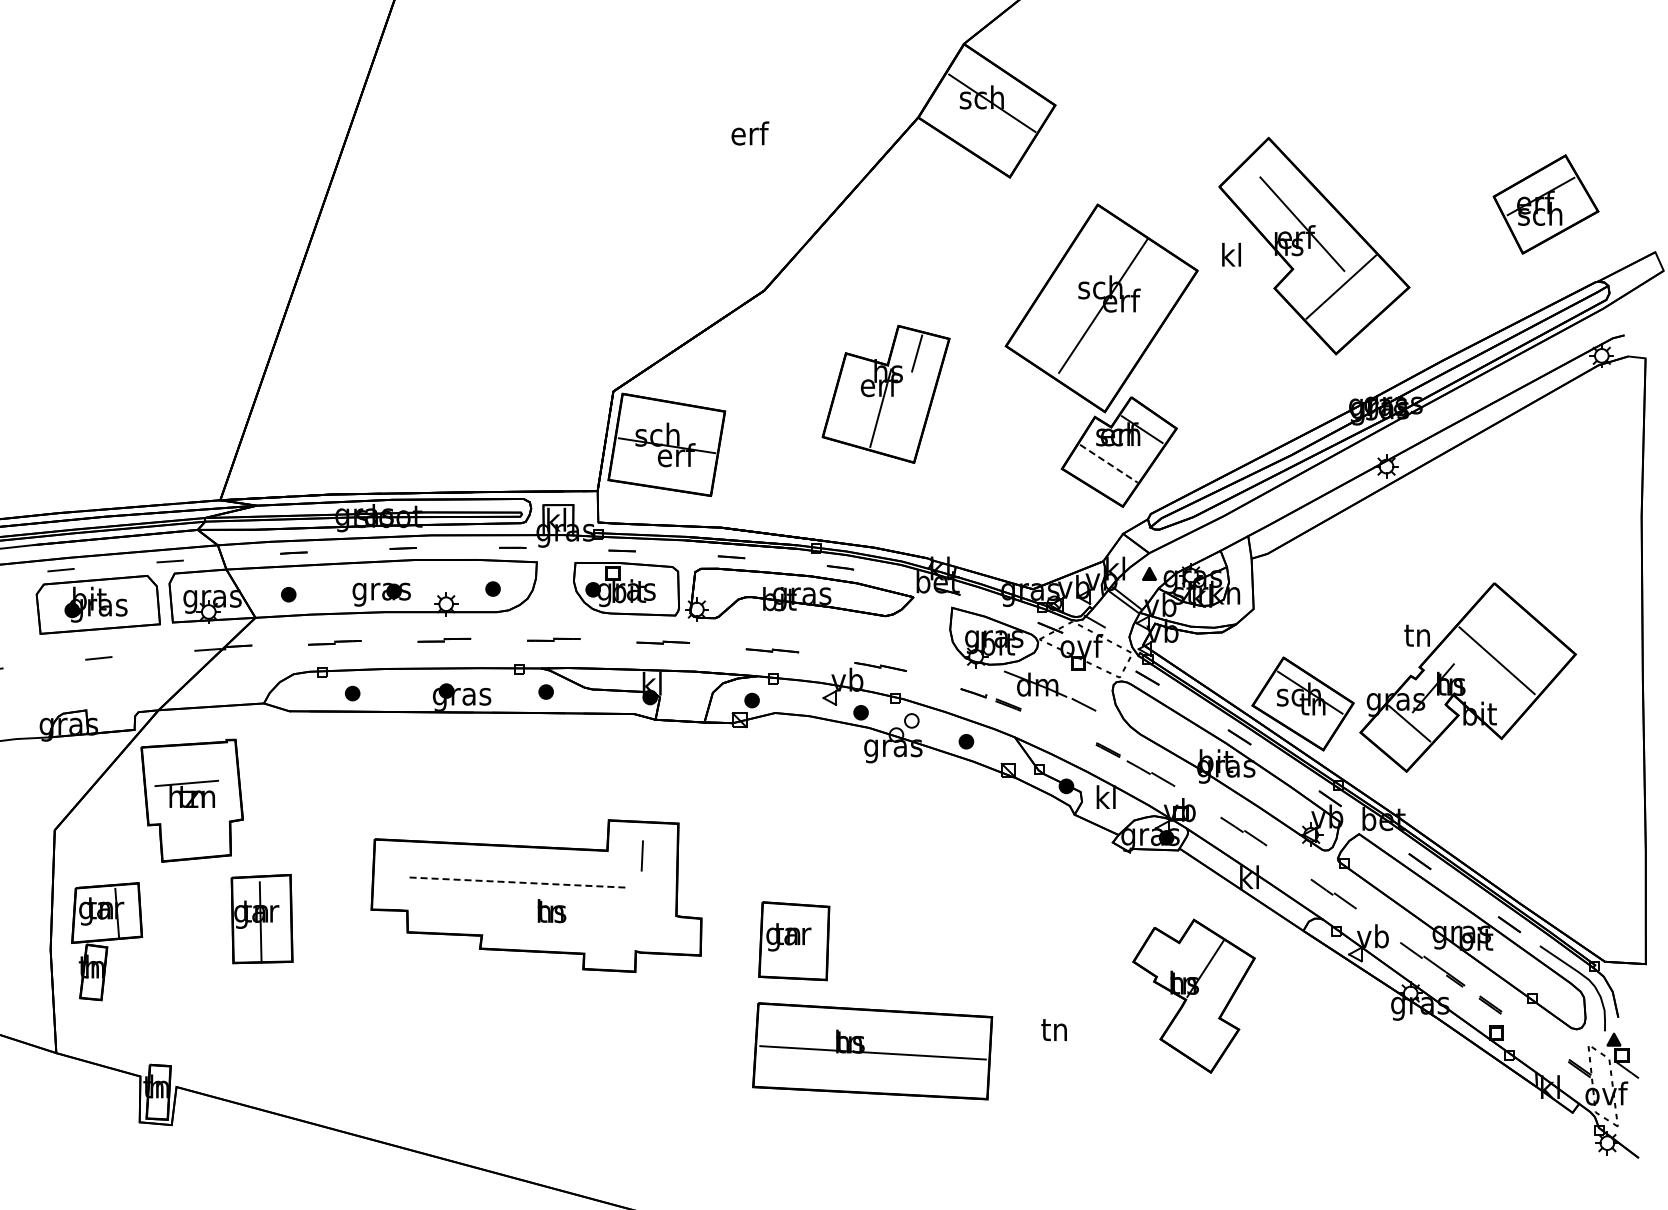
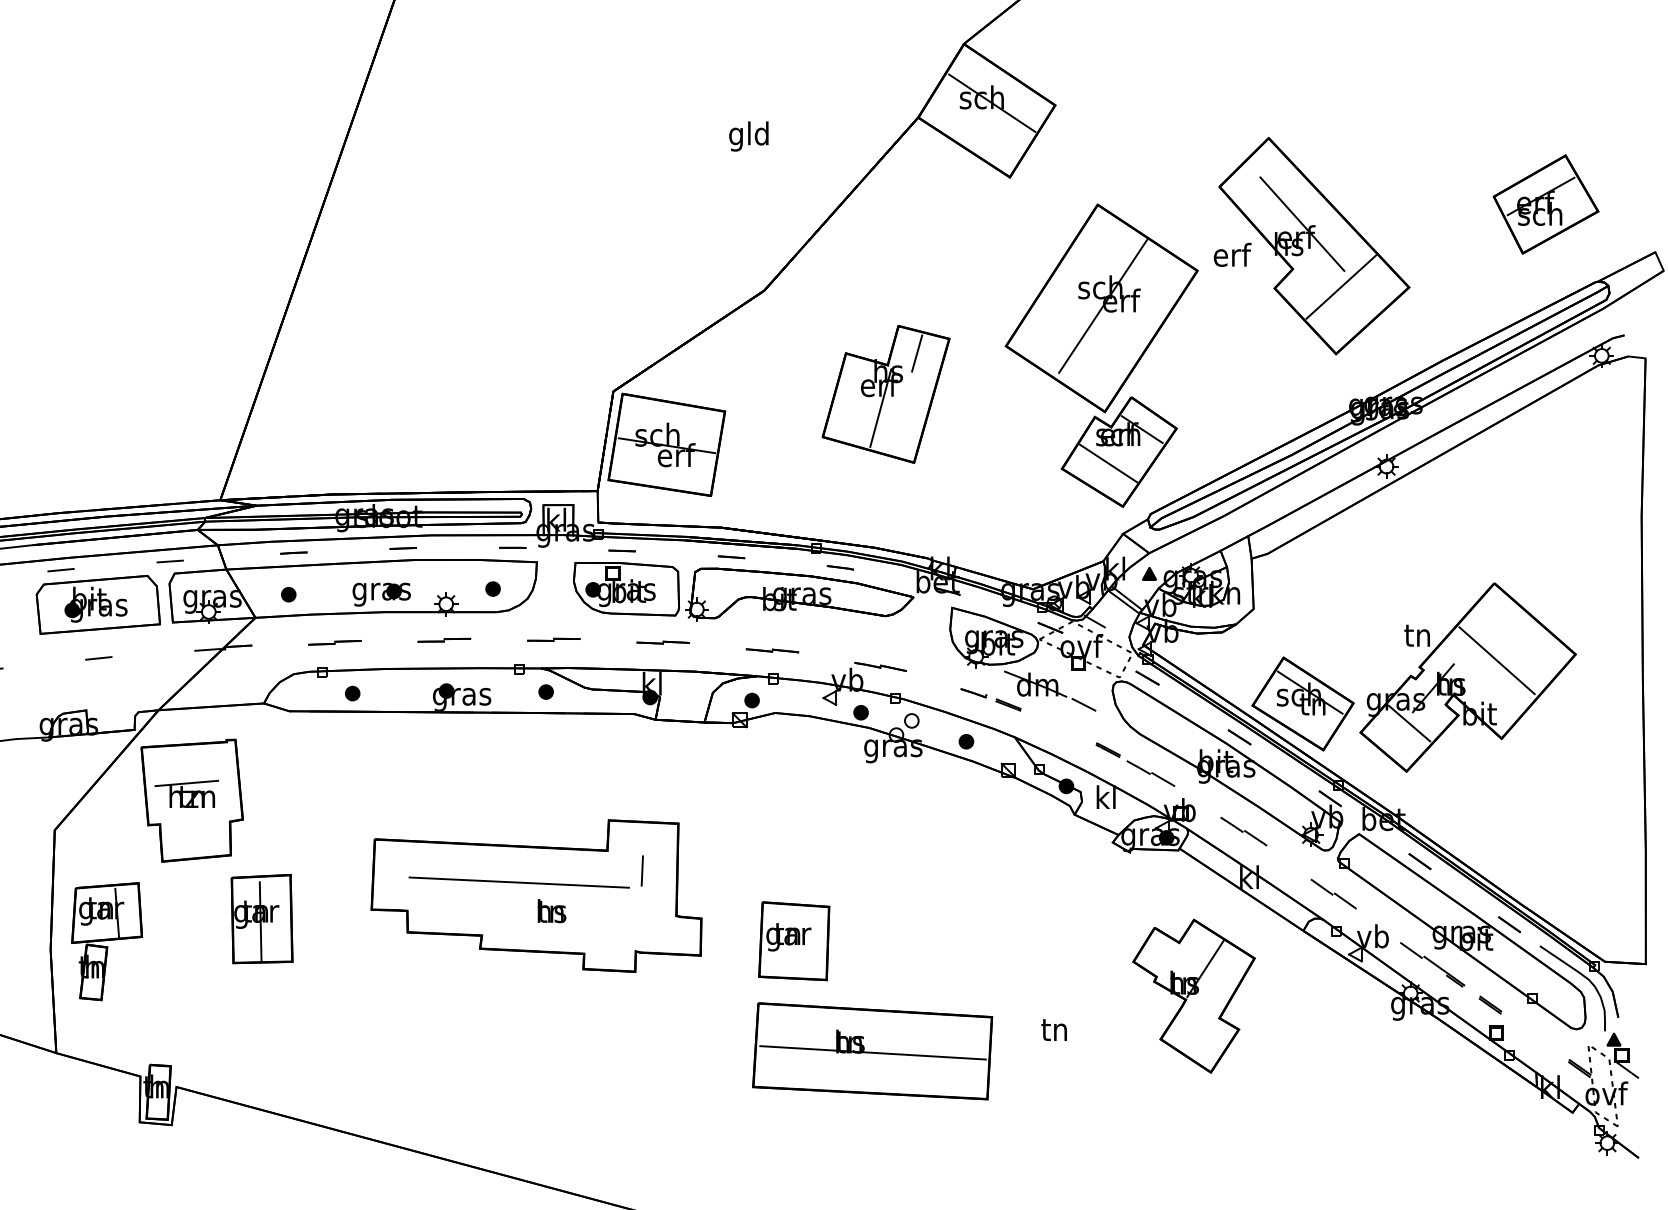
text: erf -> gld (749, 136)
text: kl -> erf (1232, 254)
line: dashed -> solid (1109, 463)
line position: (641, 855) -> (641, 870) (641, 870)
line: dashed -> solid (519, 882)
